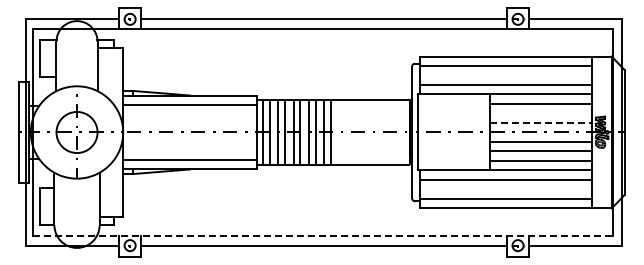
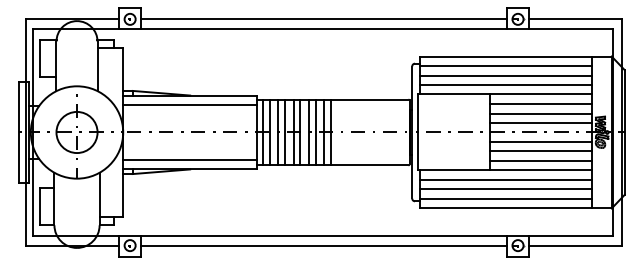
line: none -> present (506, 75)
line: none -> present (541, 113)
line: dashed -> solid (541, 122)
line: none -> present (506, 189)
line: dashed -> solid (322, 236)
